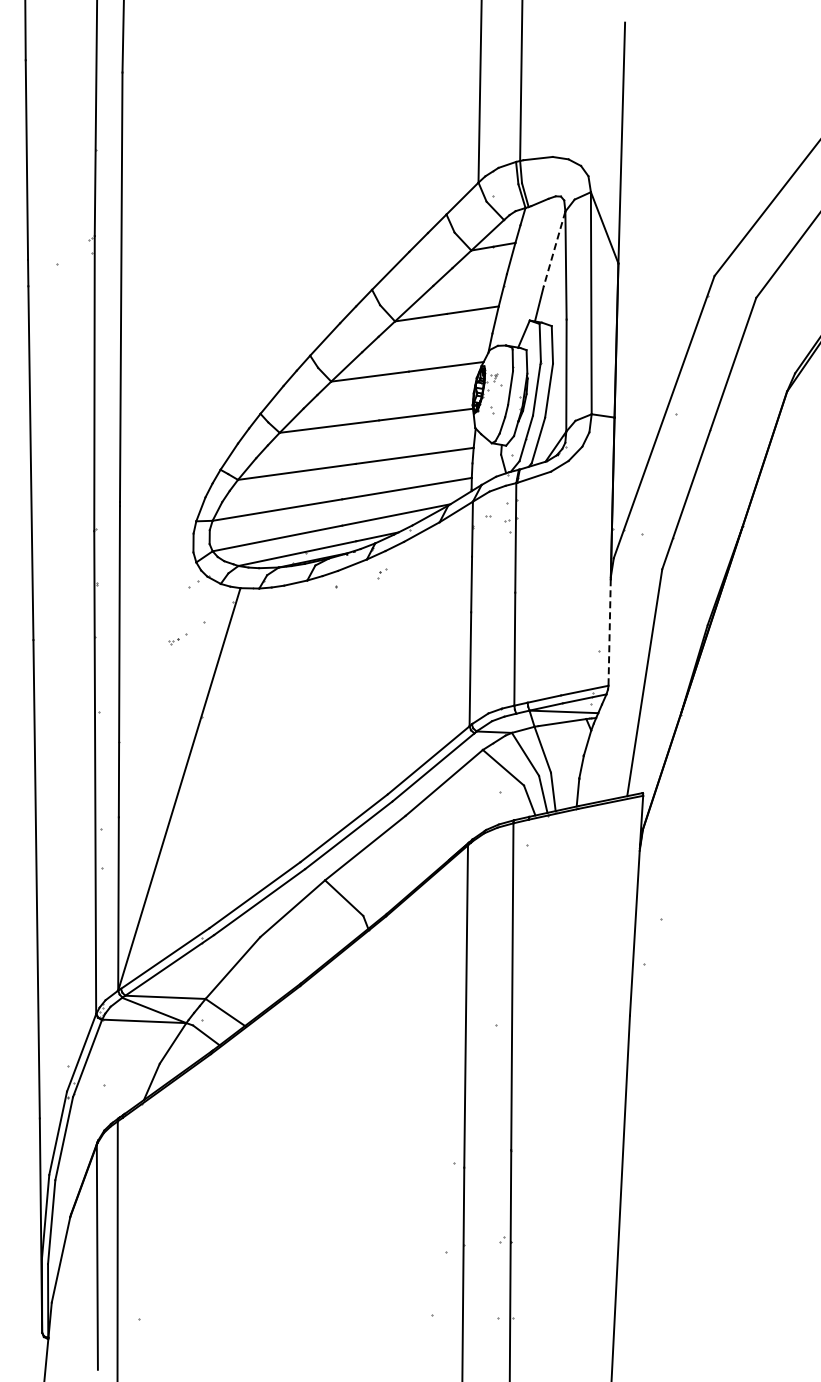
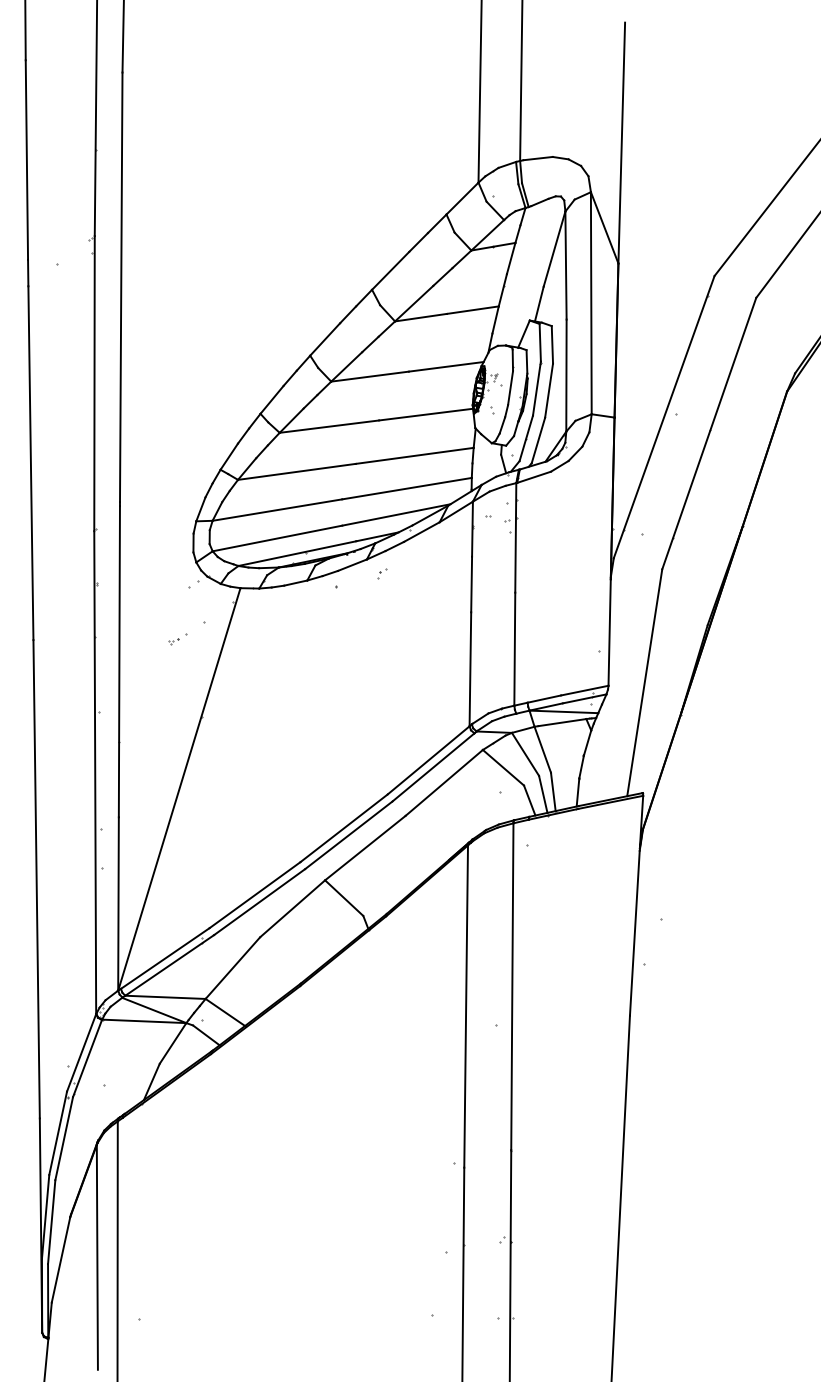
line: dashed -> solid (554, 249)
line: dashed -> solid (609, 633)
